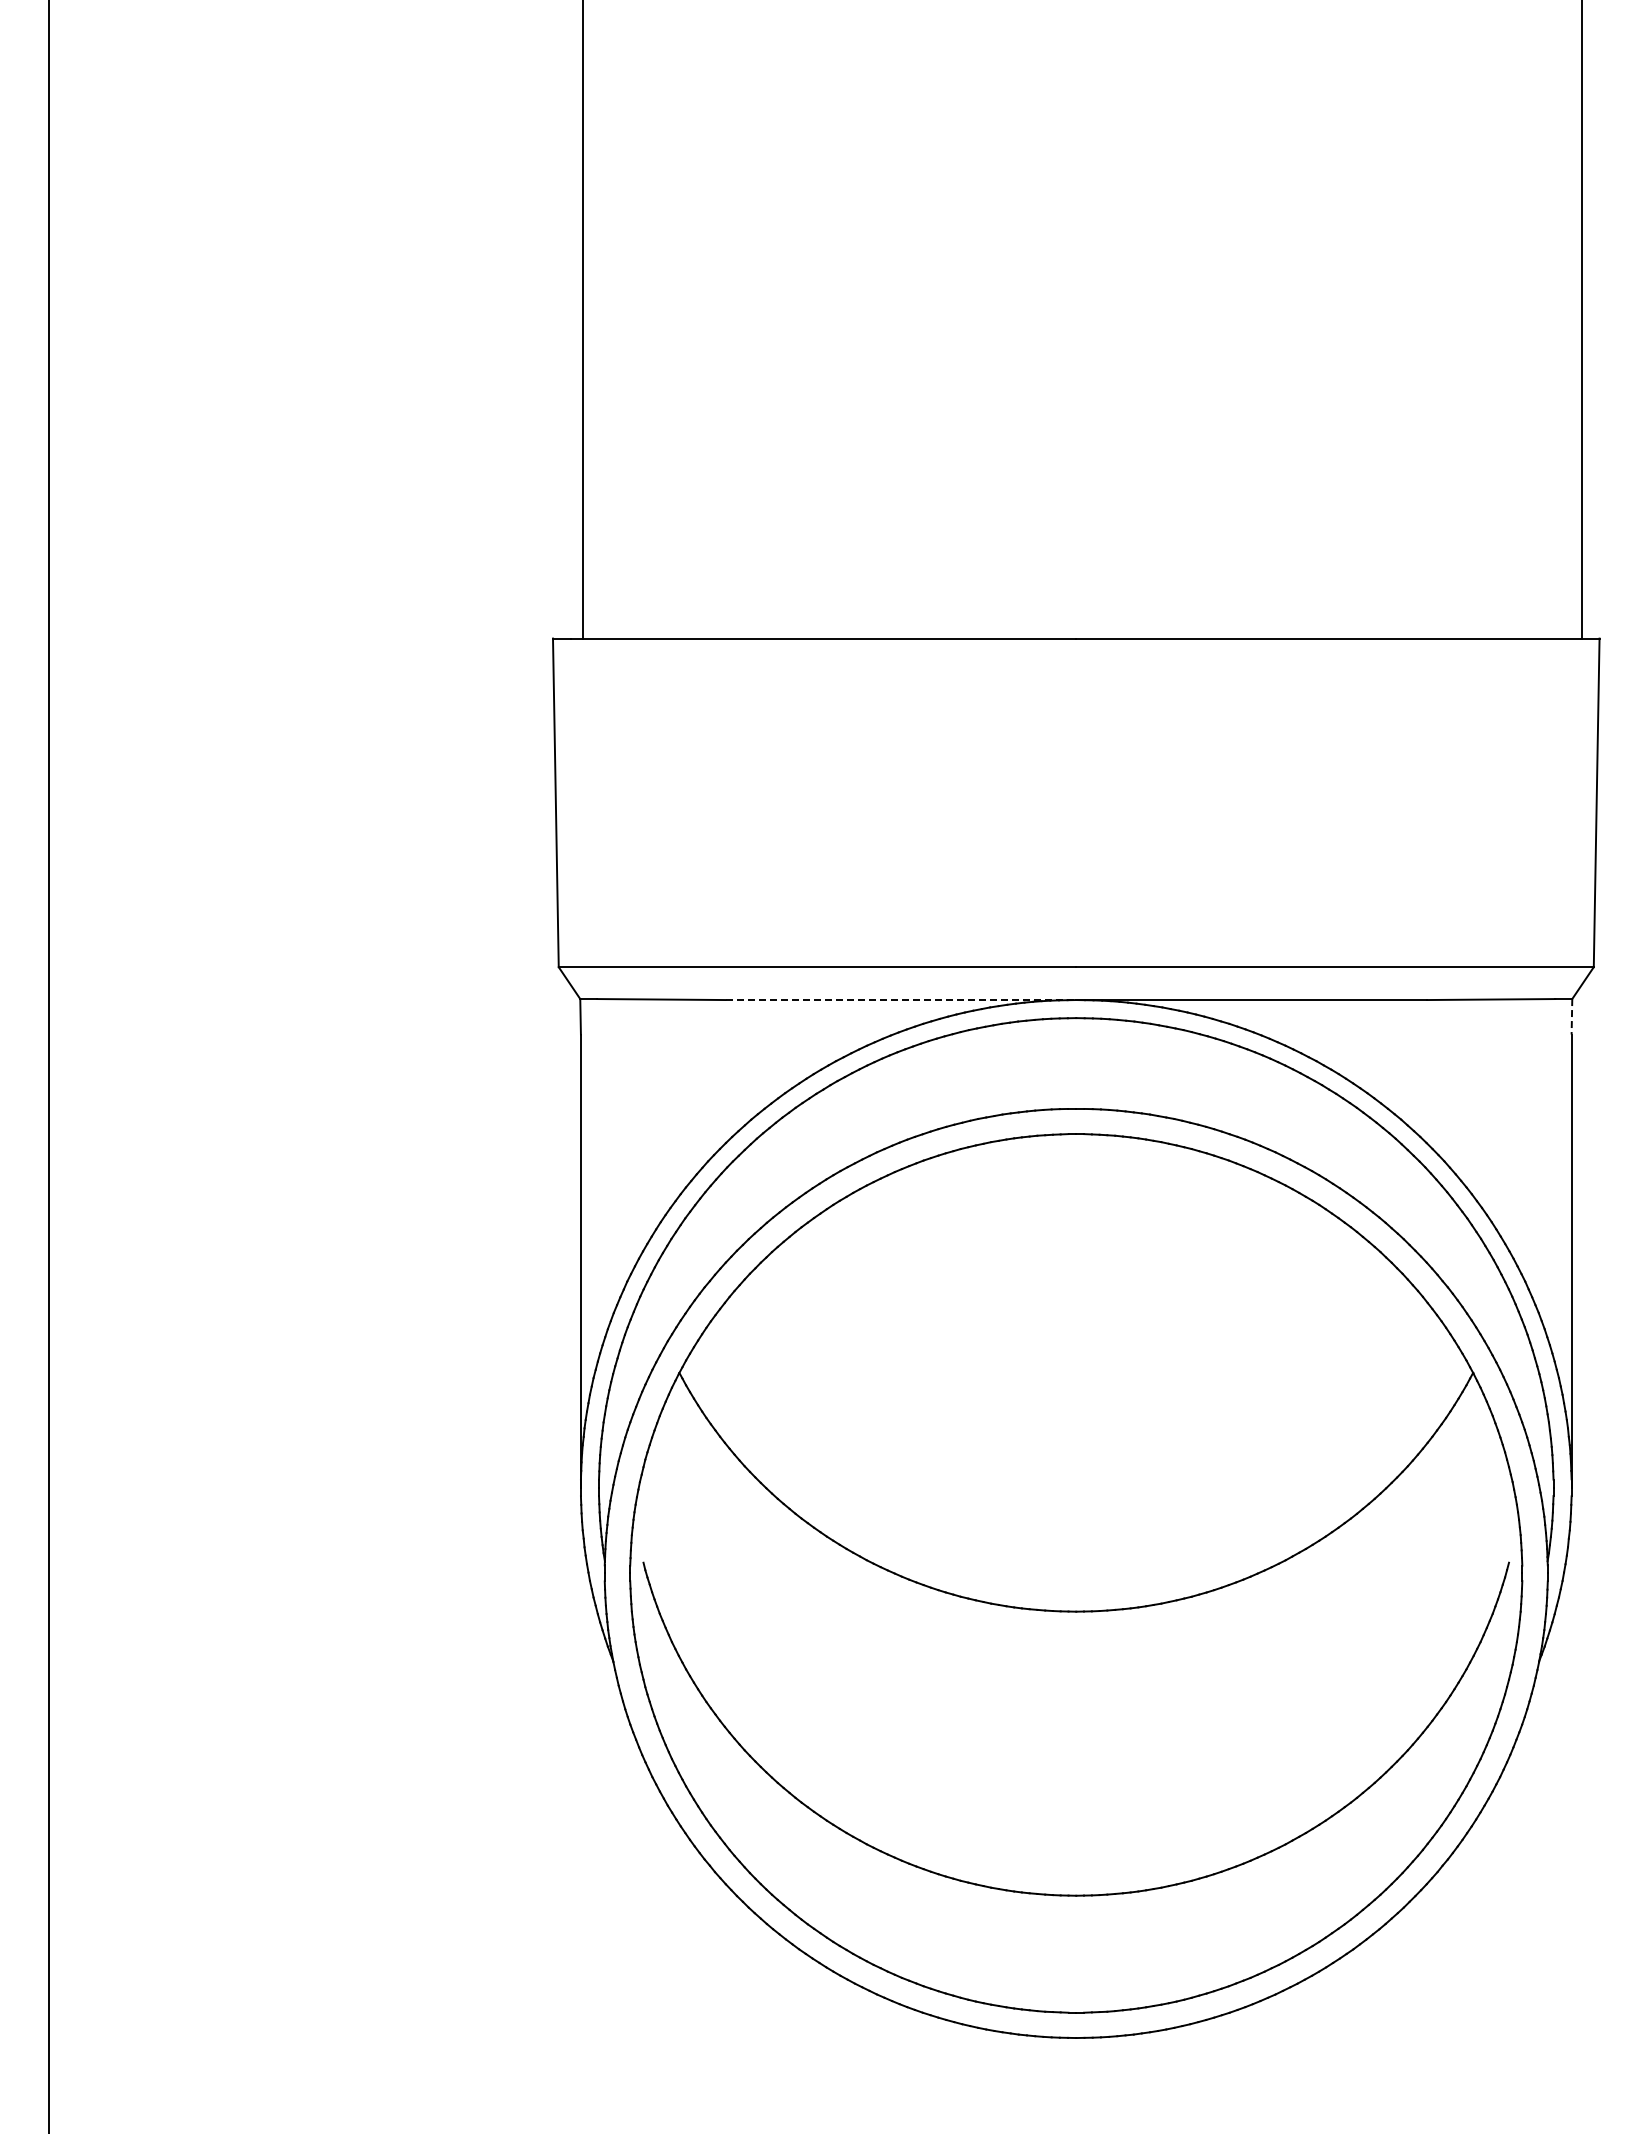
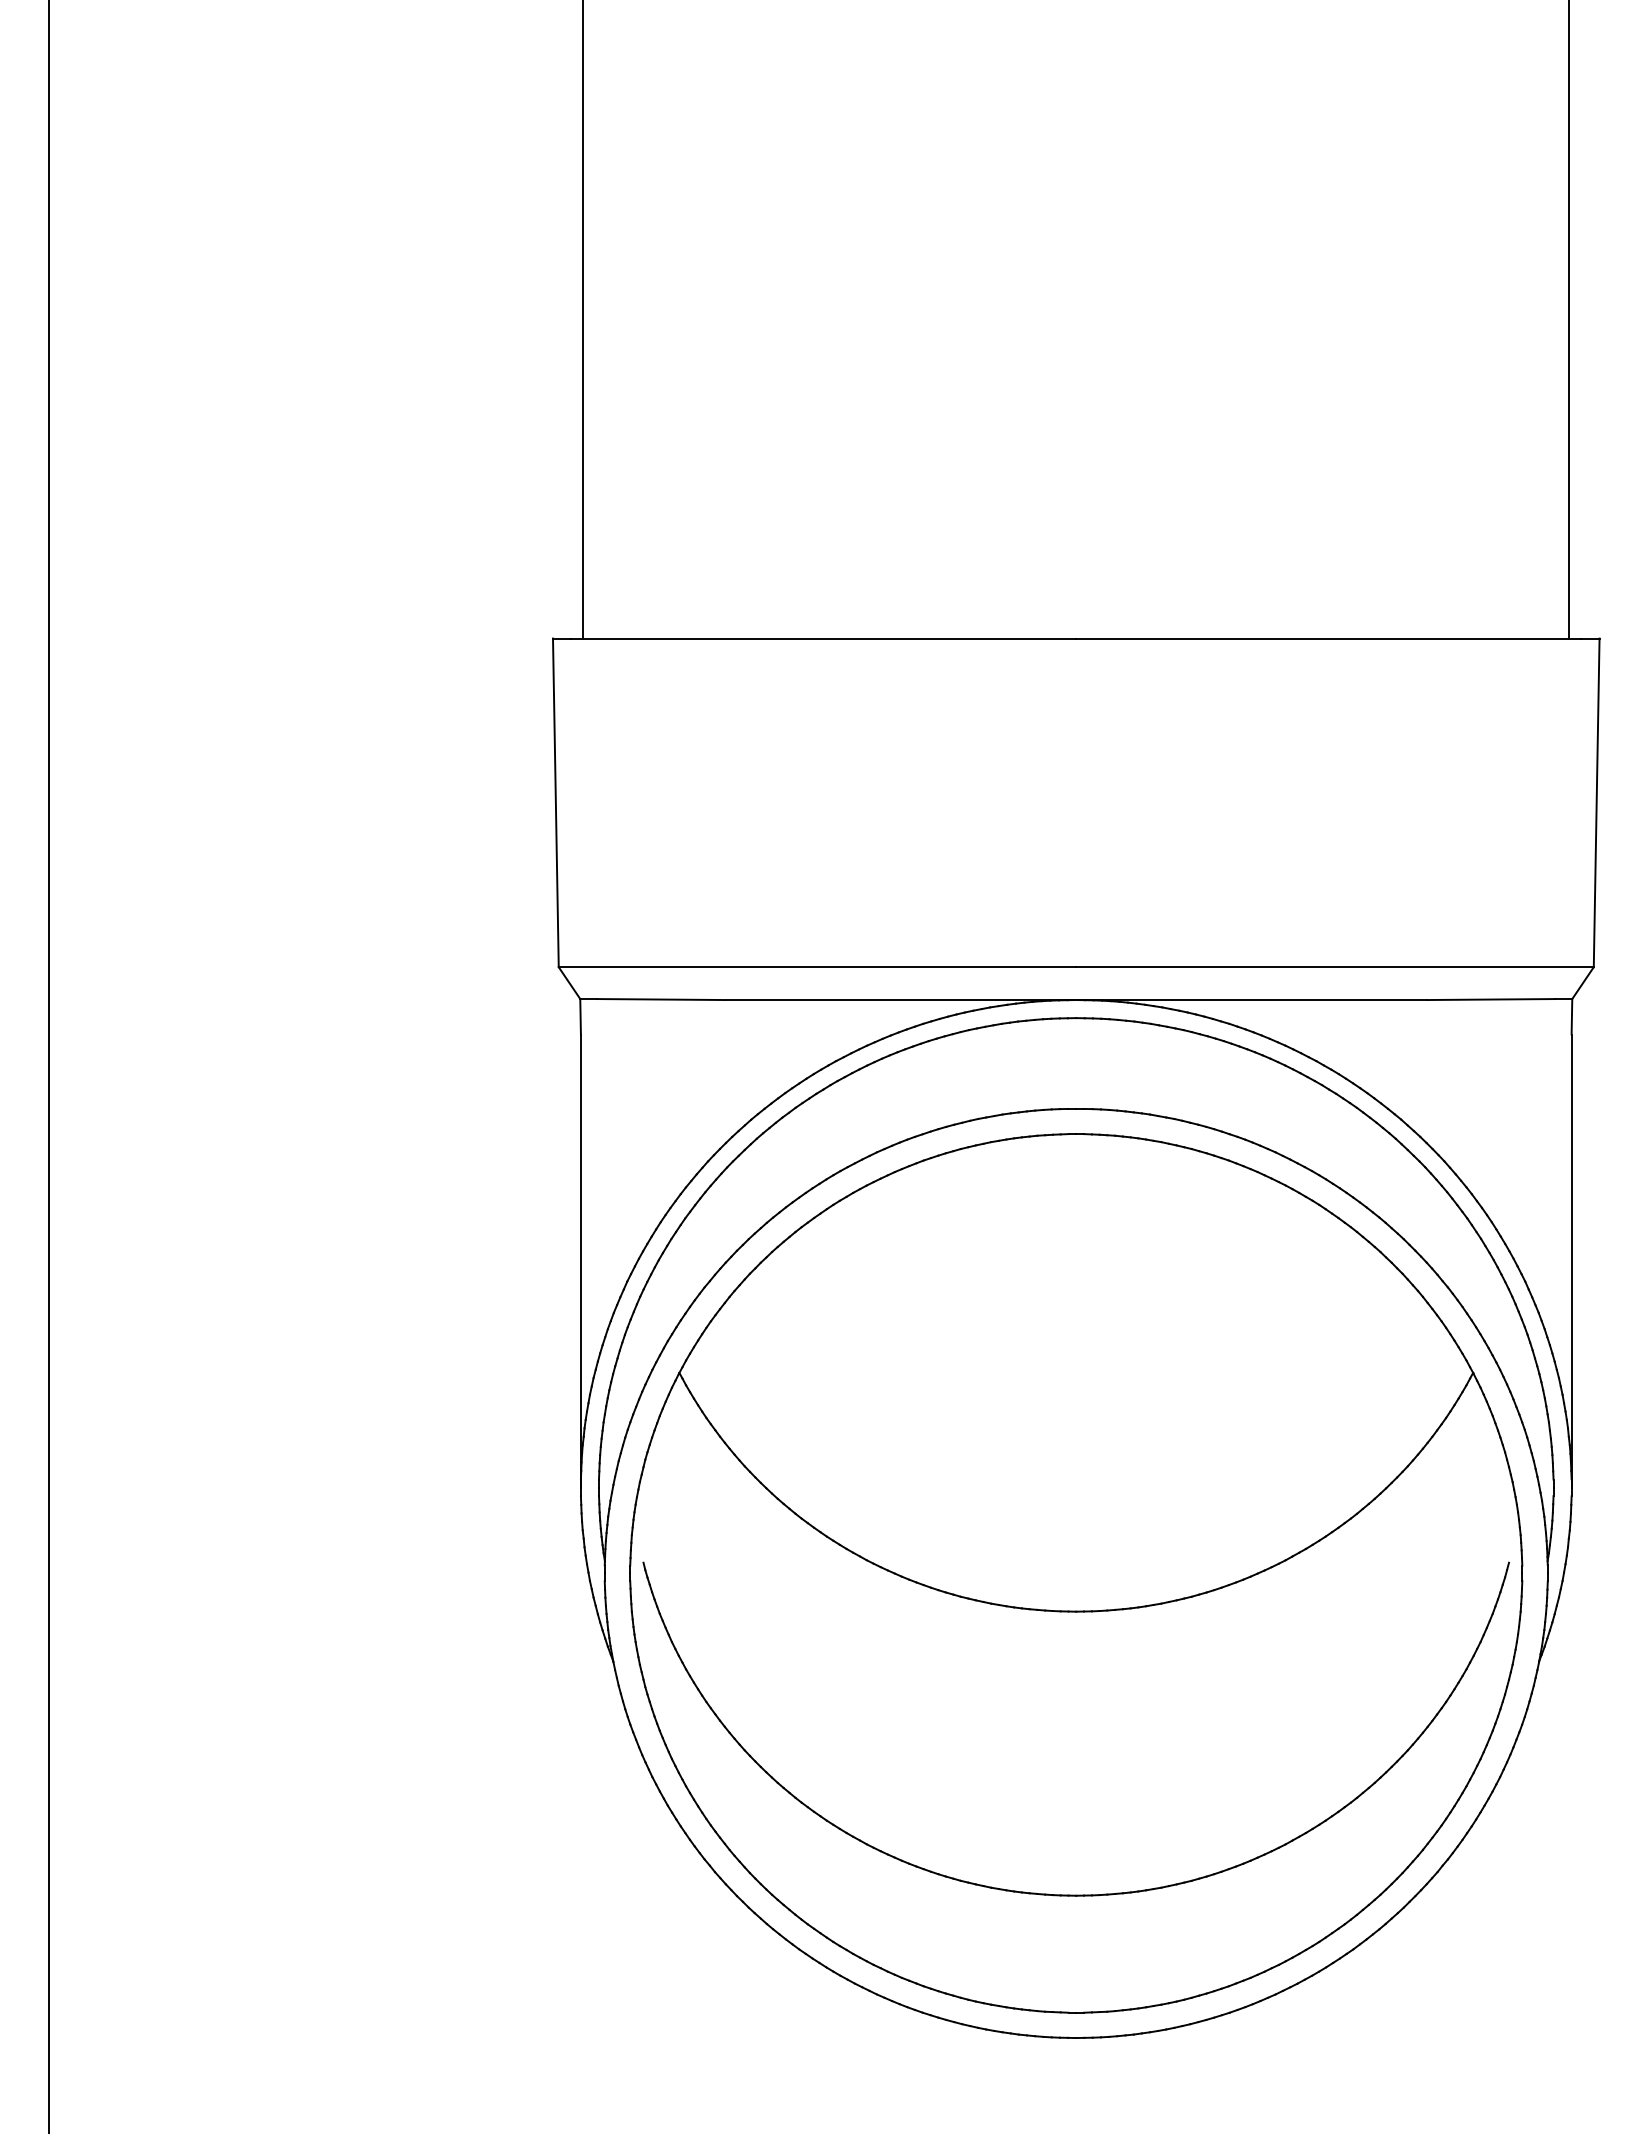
line position: (1582, 320) -> (1569, 320) (1569, 320)
line: dashed -> solid (901, 1000)
line: dashed -> solid (1571, 1016)
